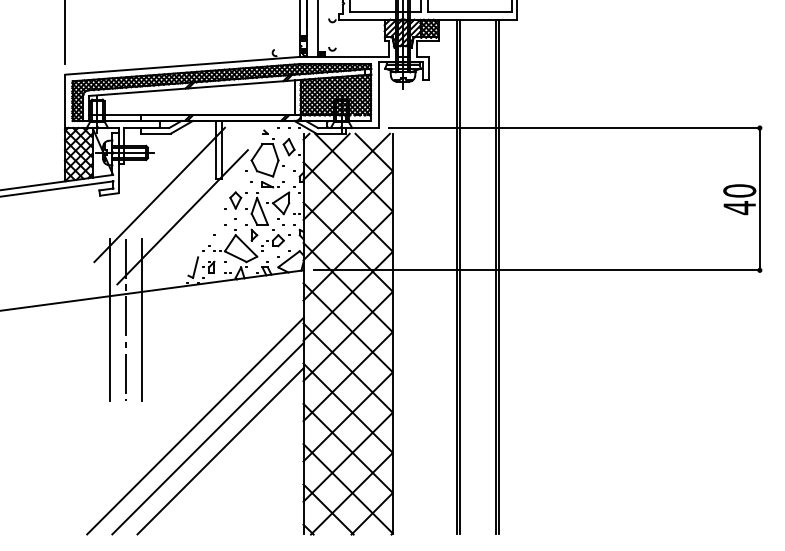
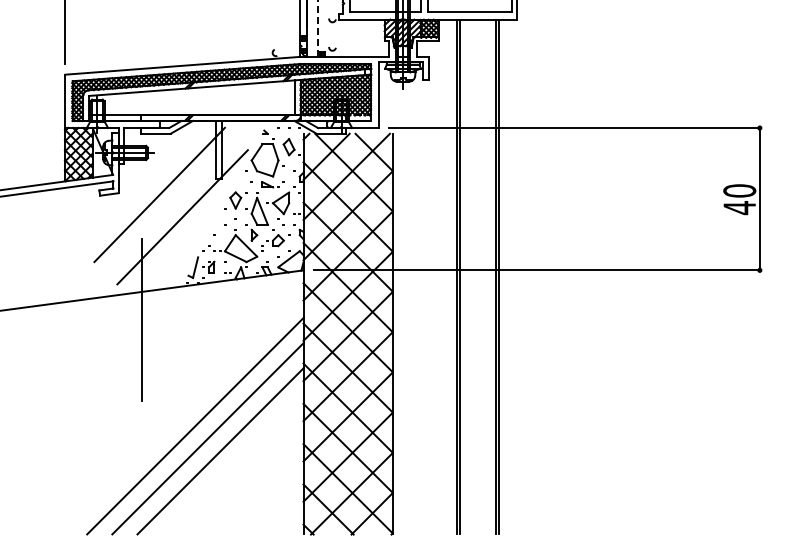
line: solid -> dashed (318, 28)
line: present -> none (109, 319)
line: present -> none (125, 319)
